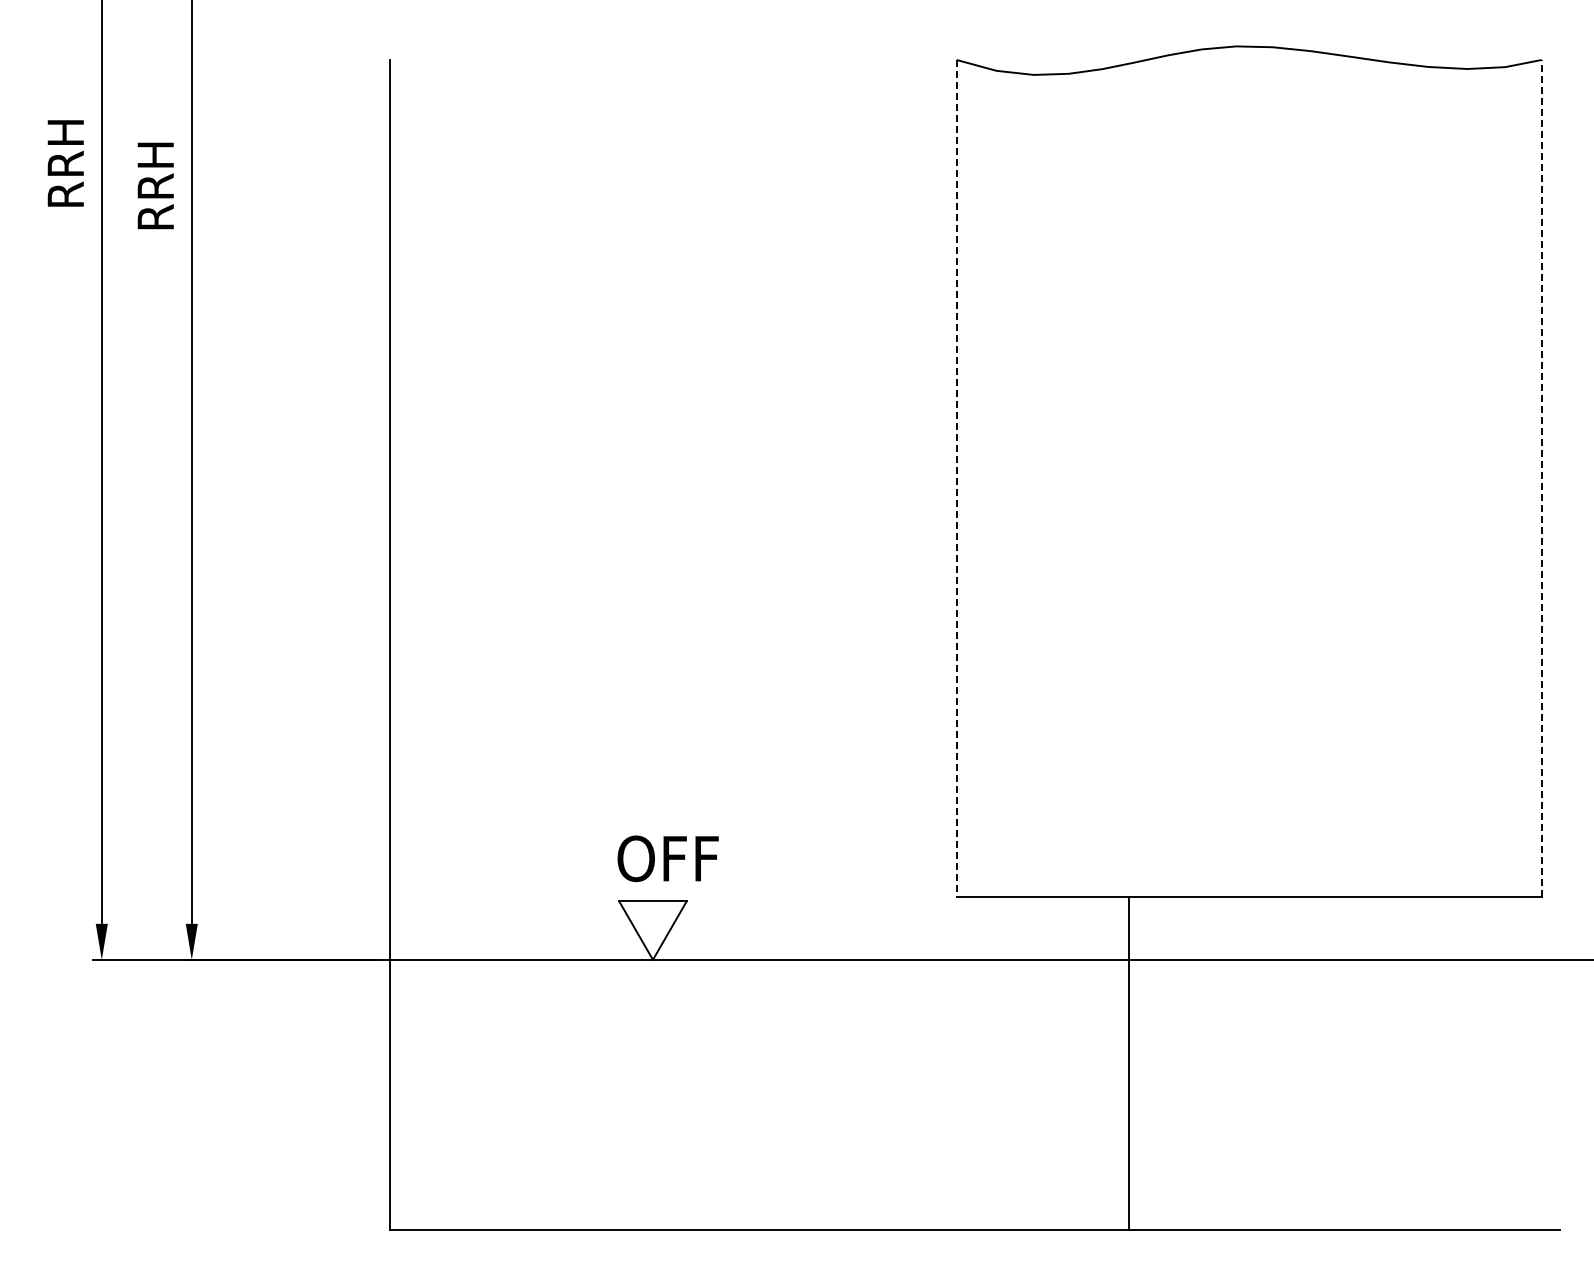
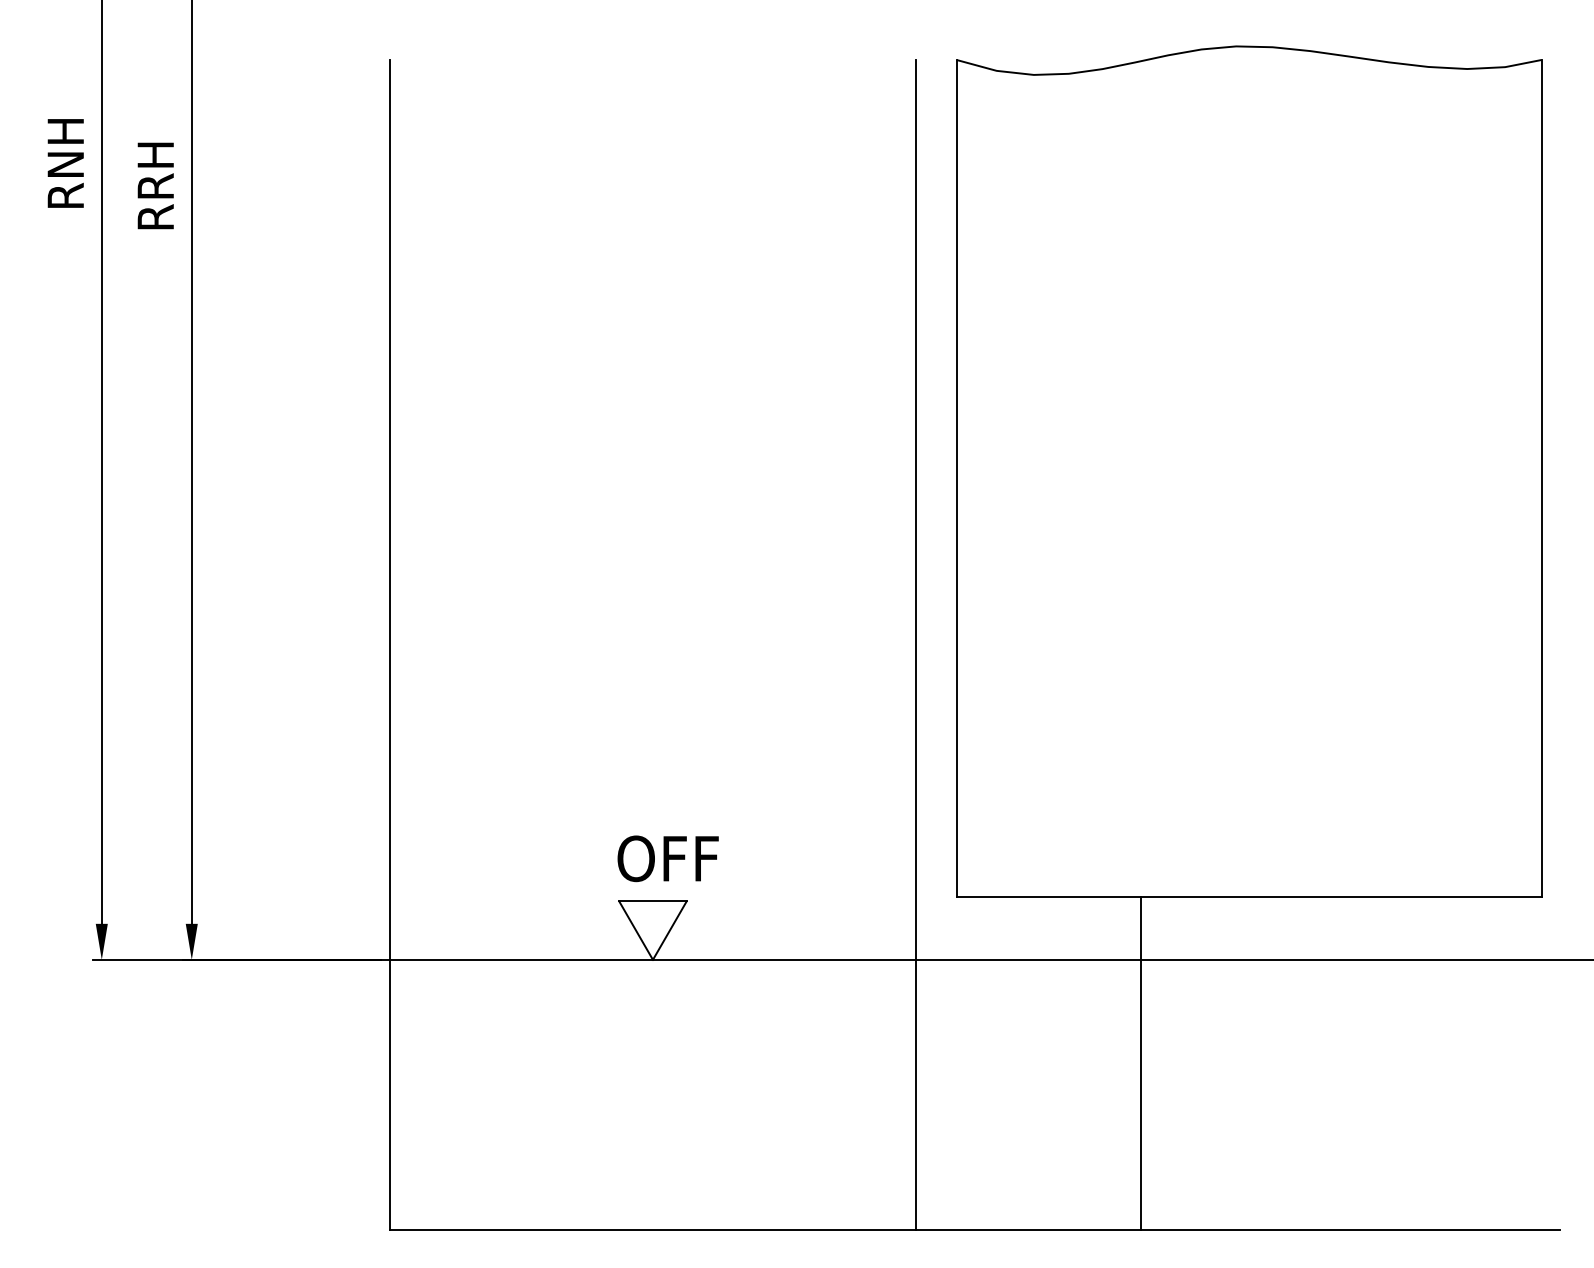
text: RRH -> RNH (65, 163)
line: dashed -> solid (1541, 477)
line: dashed -> solid (956, 478)
line: none -> present (916, 644)
line position: (1129, 1062) -> (1141, 1062) (1141, 1062)
